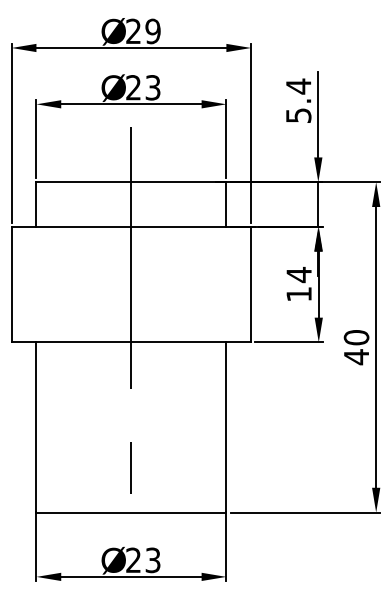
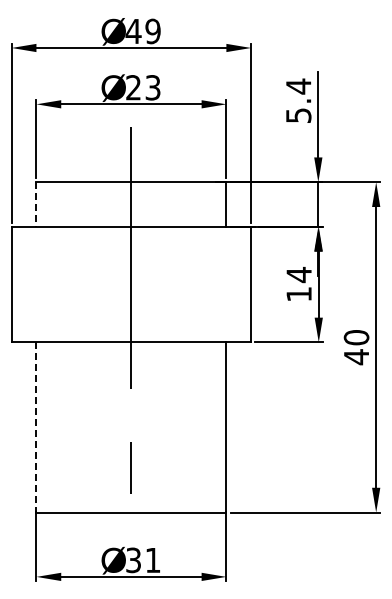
text: 29 -> 49 (133, 30)
line: solid -> dashed (36, 205)
line: solid -> dashed (36, 428)
text: 23 -> 31 (143, 560)
